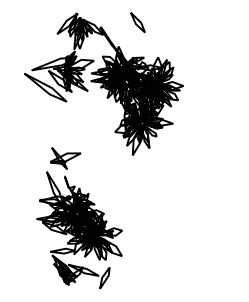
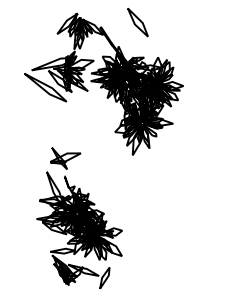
part size: 16x22 px -> 22x30 px (137, 22)
